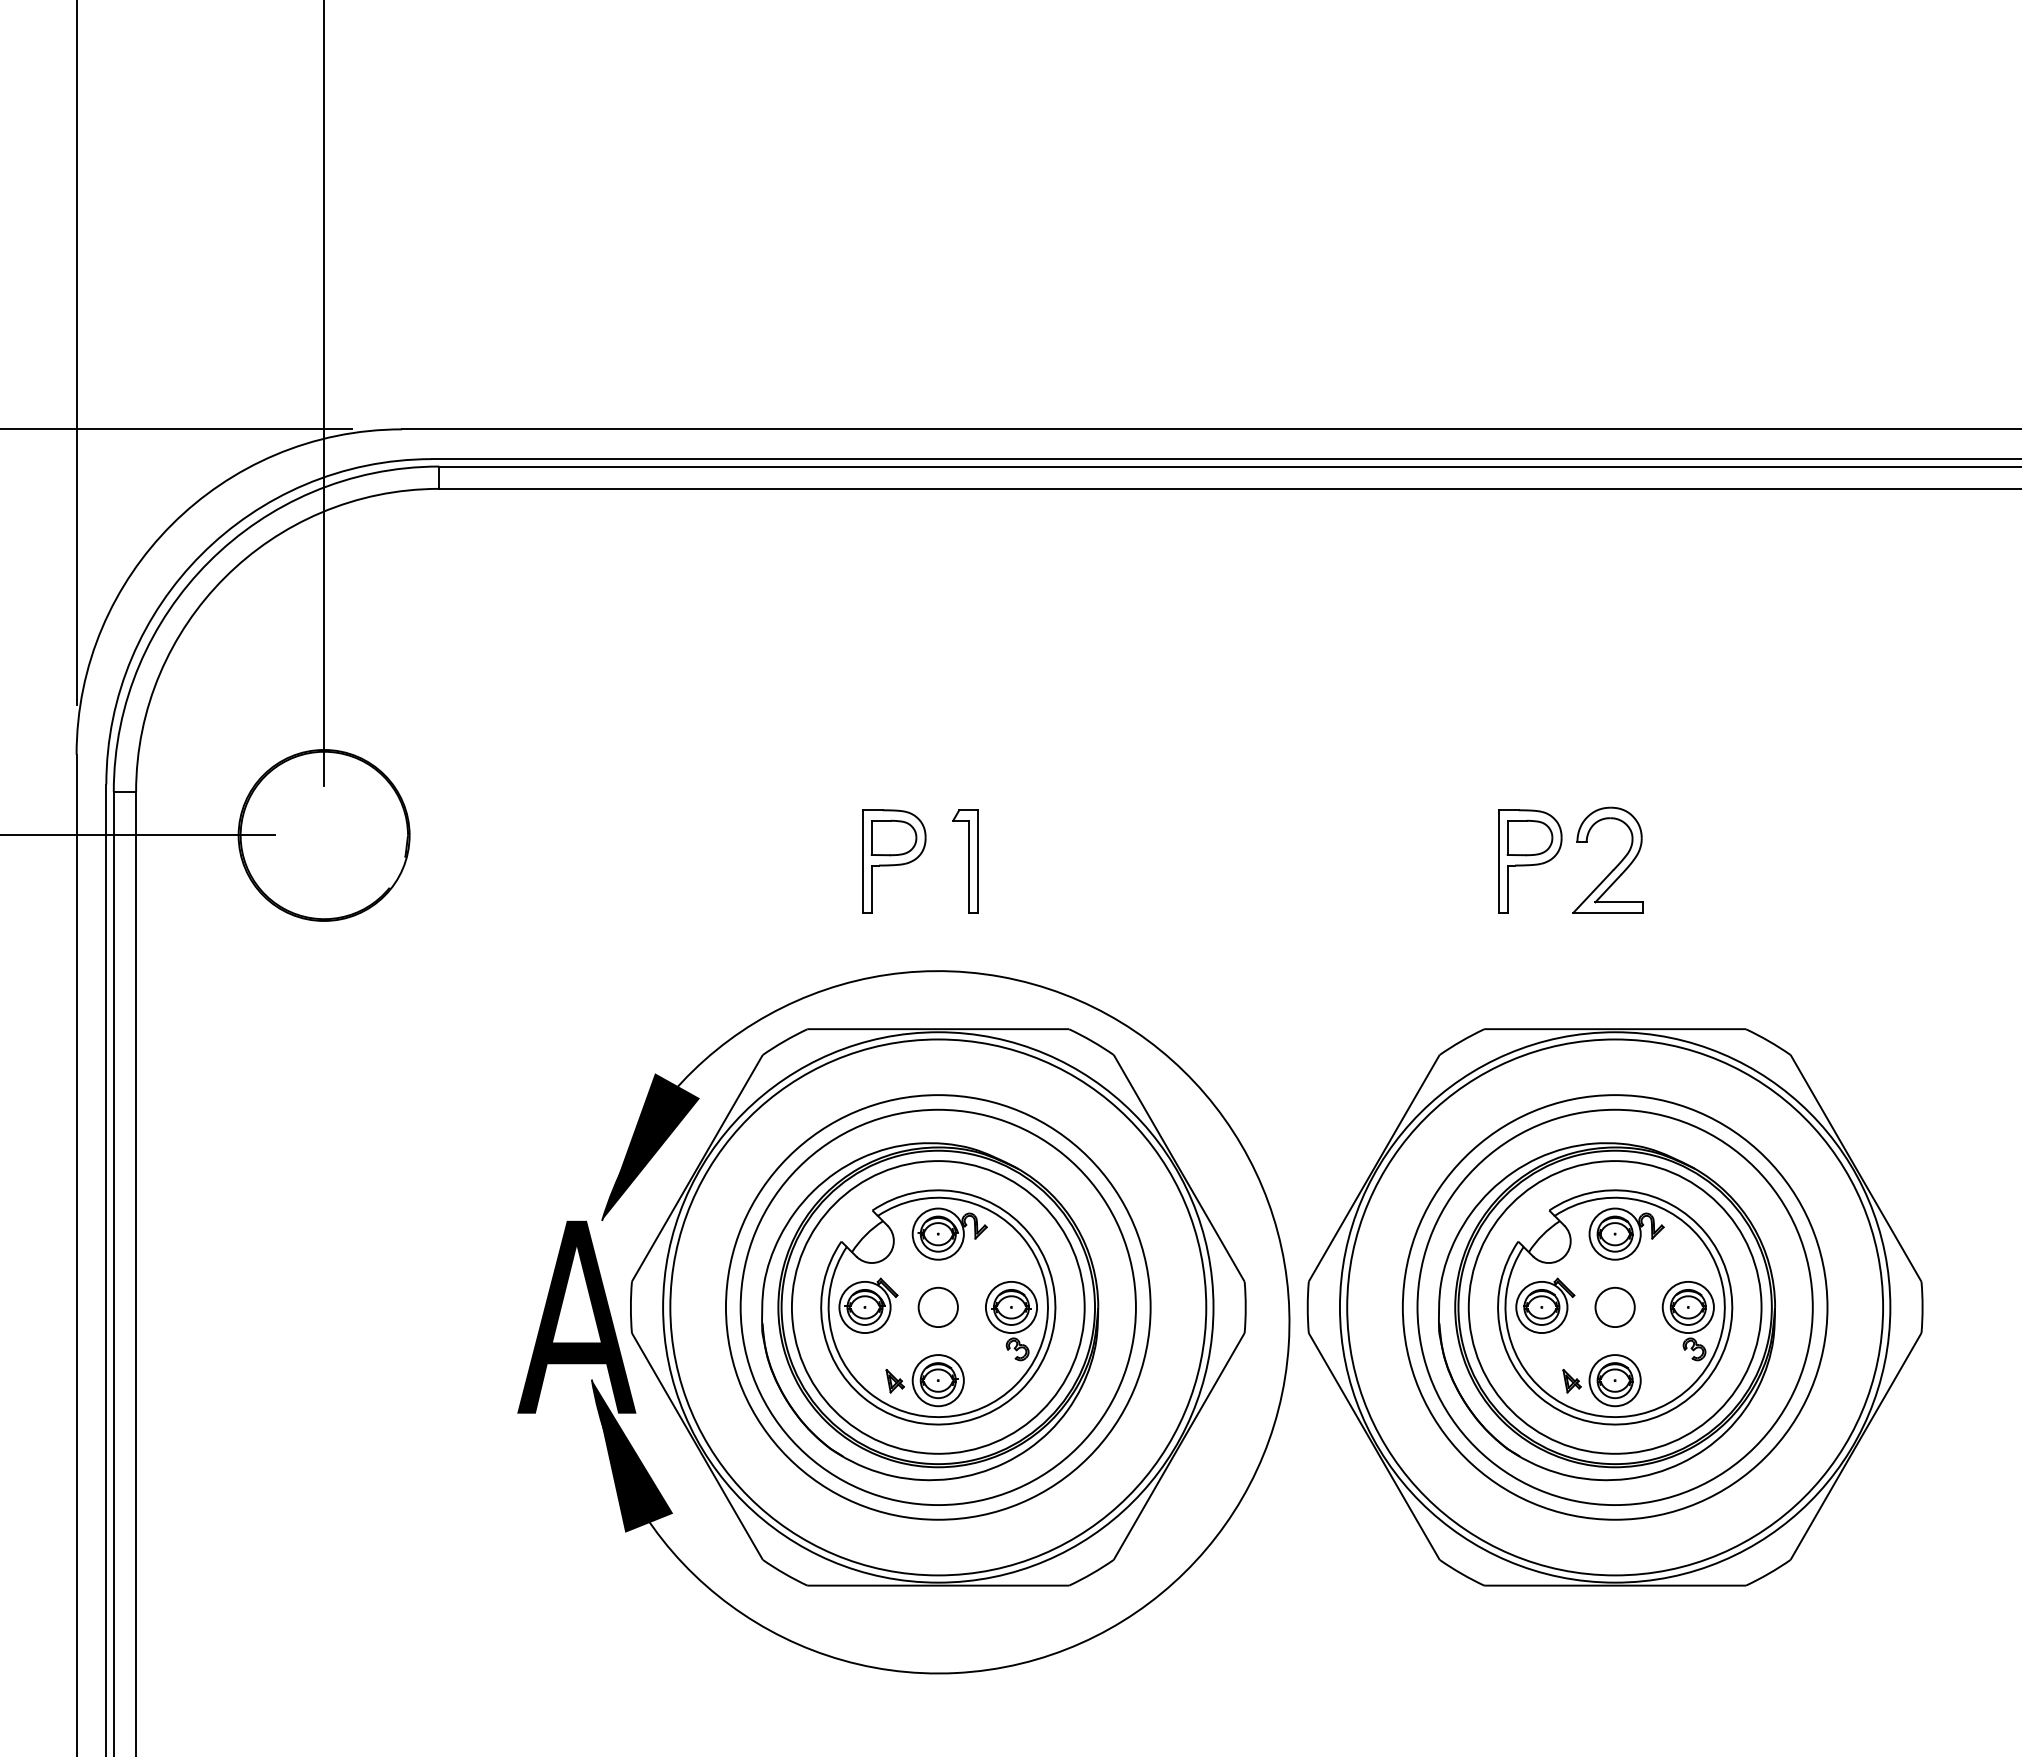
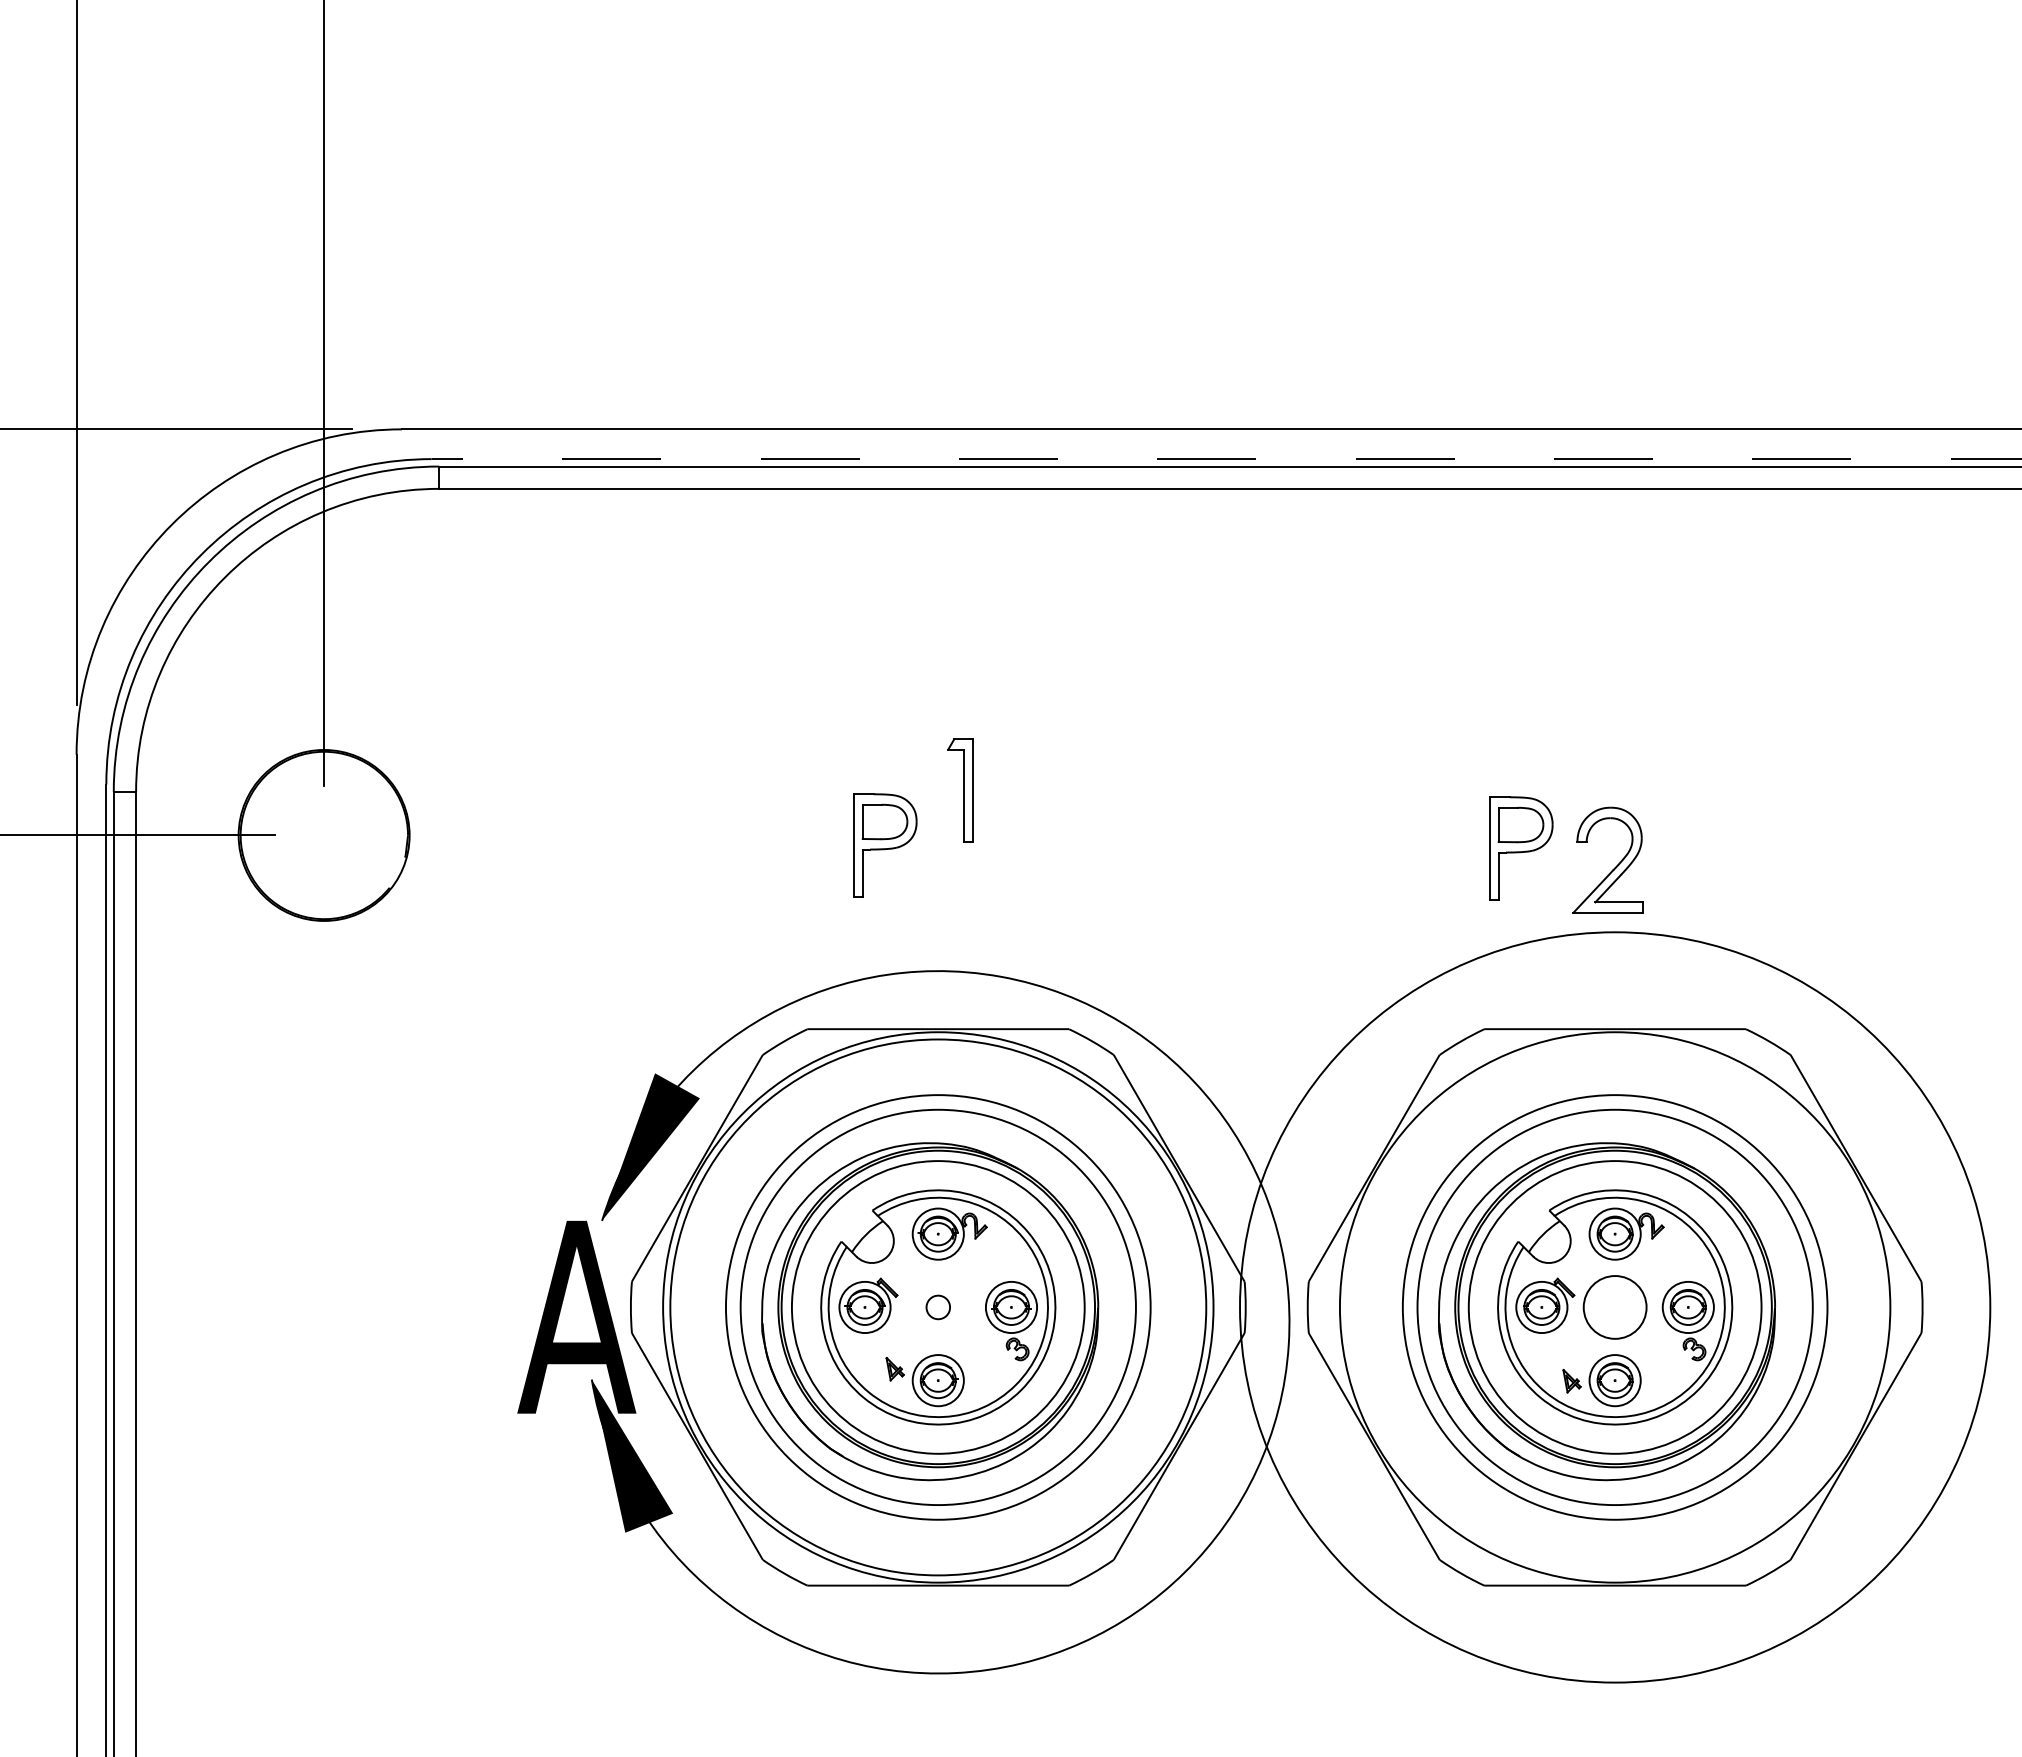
line: solid -> dashed (1226, 459)
part position: (894, 861) -> (885, 845) (885, 845)
part position: (965, 861) -> (960, 790) (960, 790)
part position: (1530, 861) -> (1521, 848) (1521, 848)
circle diameter: 39 px -> 24 px (938, 1307)
circle diameter: 39 px -> 63 px (1614, 1307)
circle diameter: 536 px -> 750 px (1615, 1307)
part position: (894, 1381) -> (894, 1369) (894, 1369)
